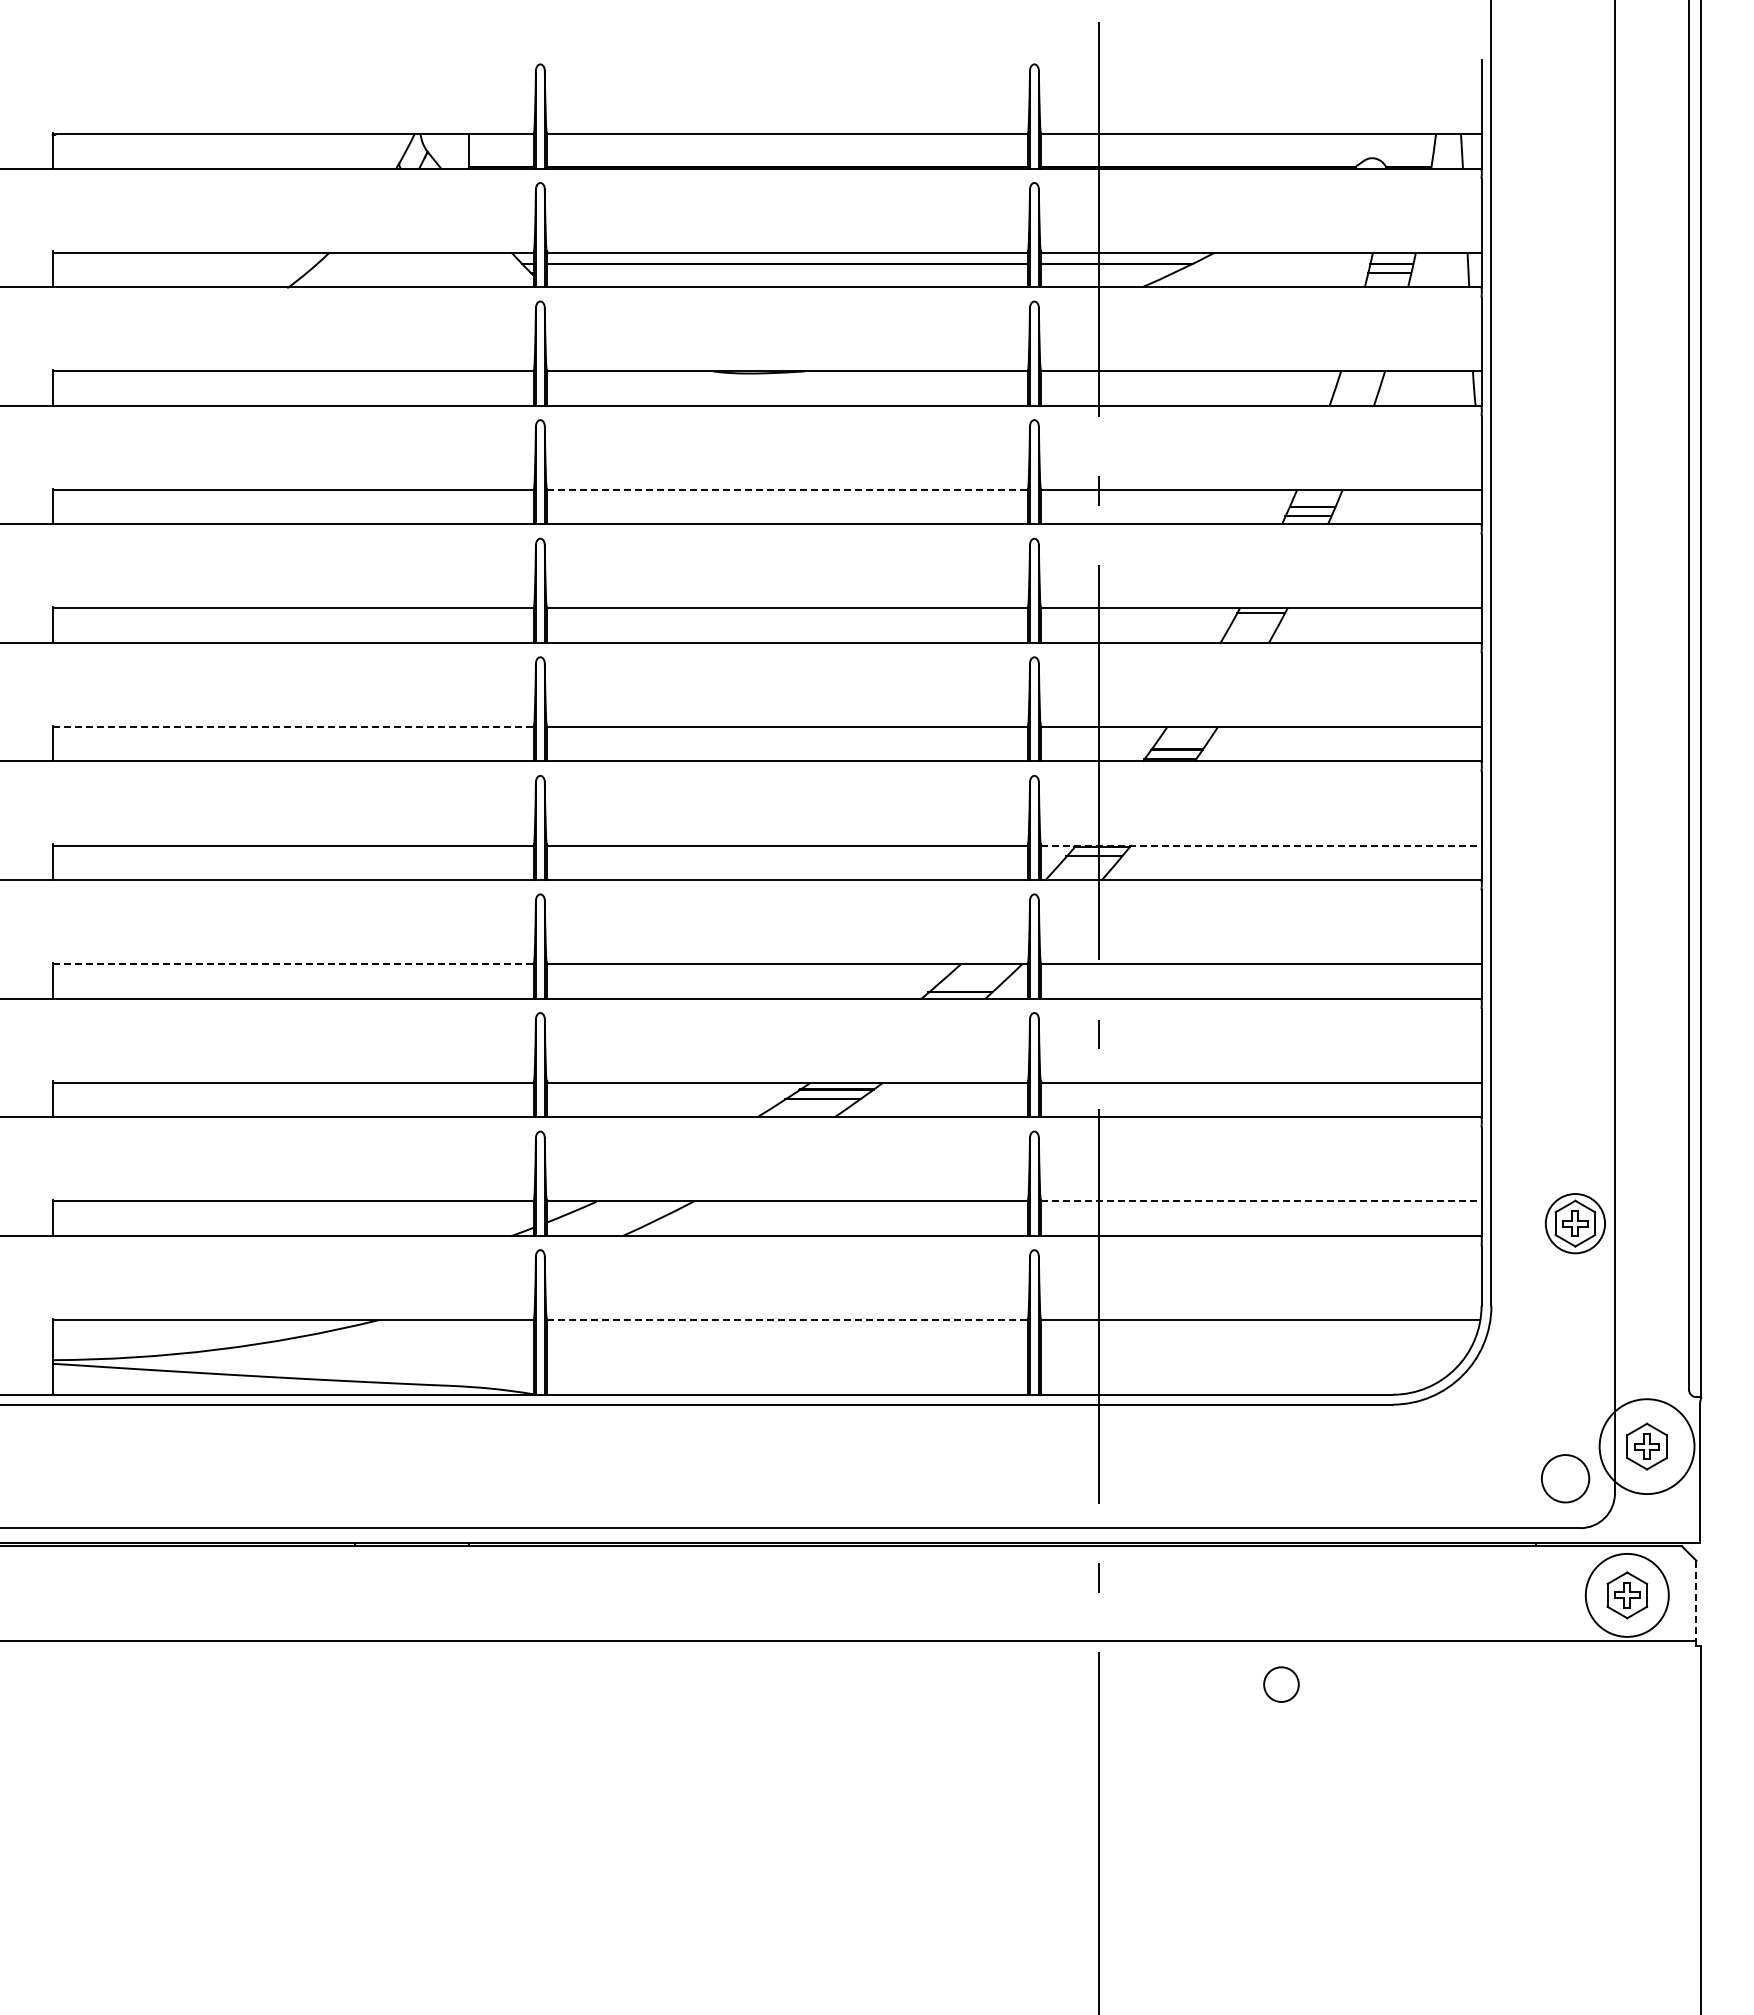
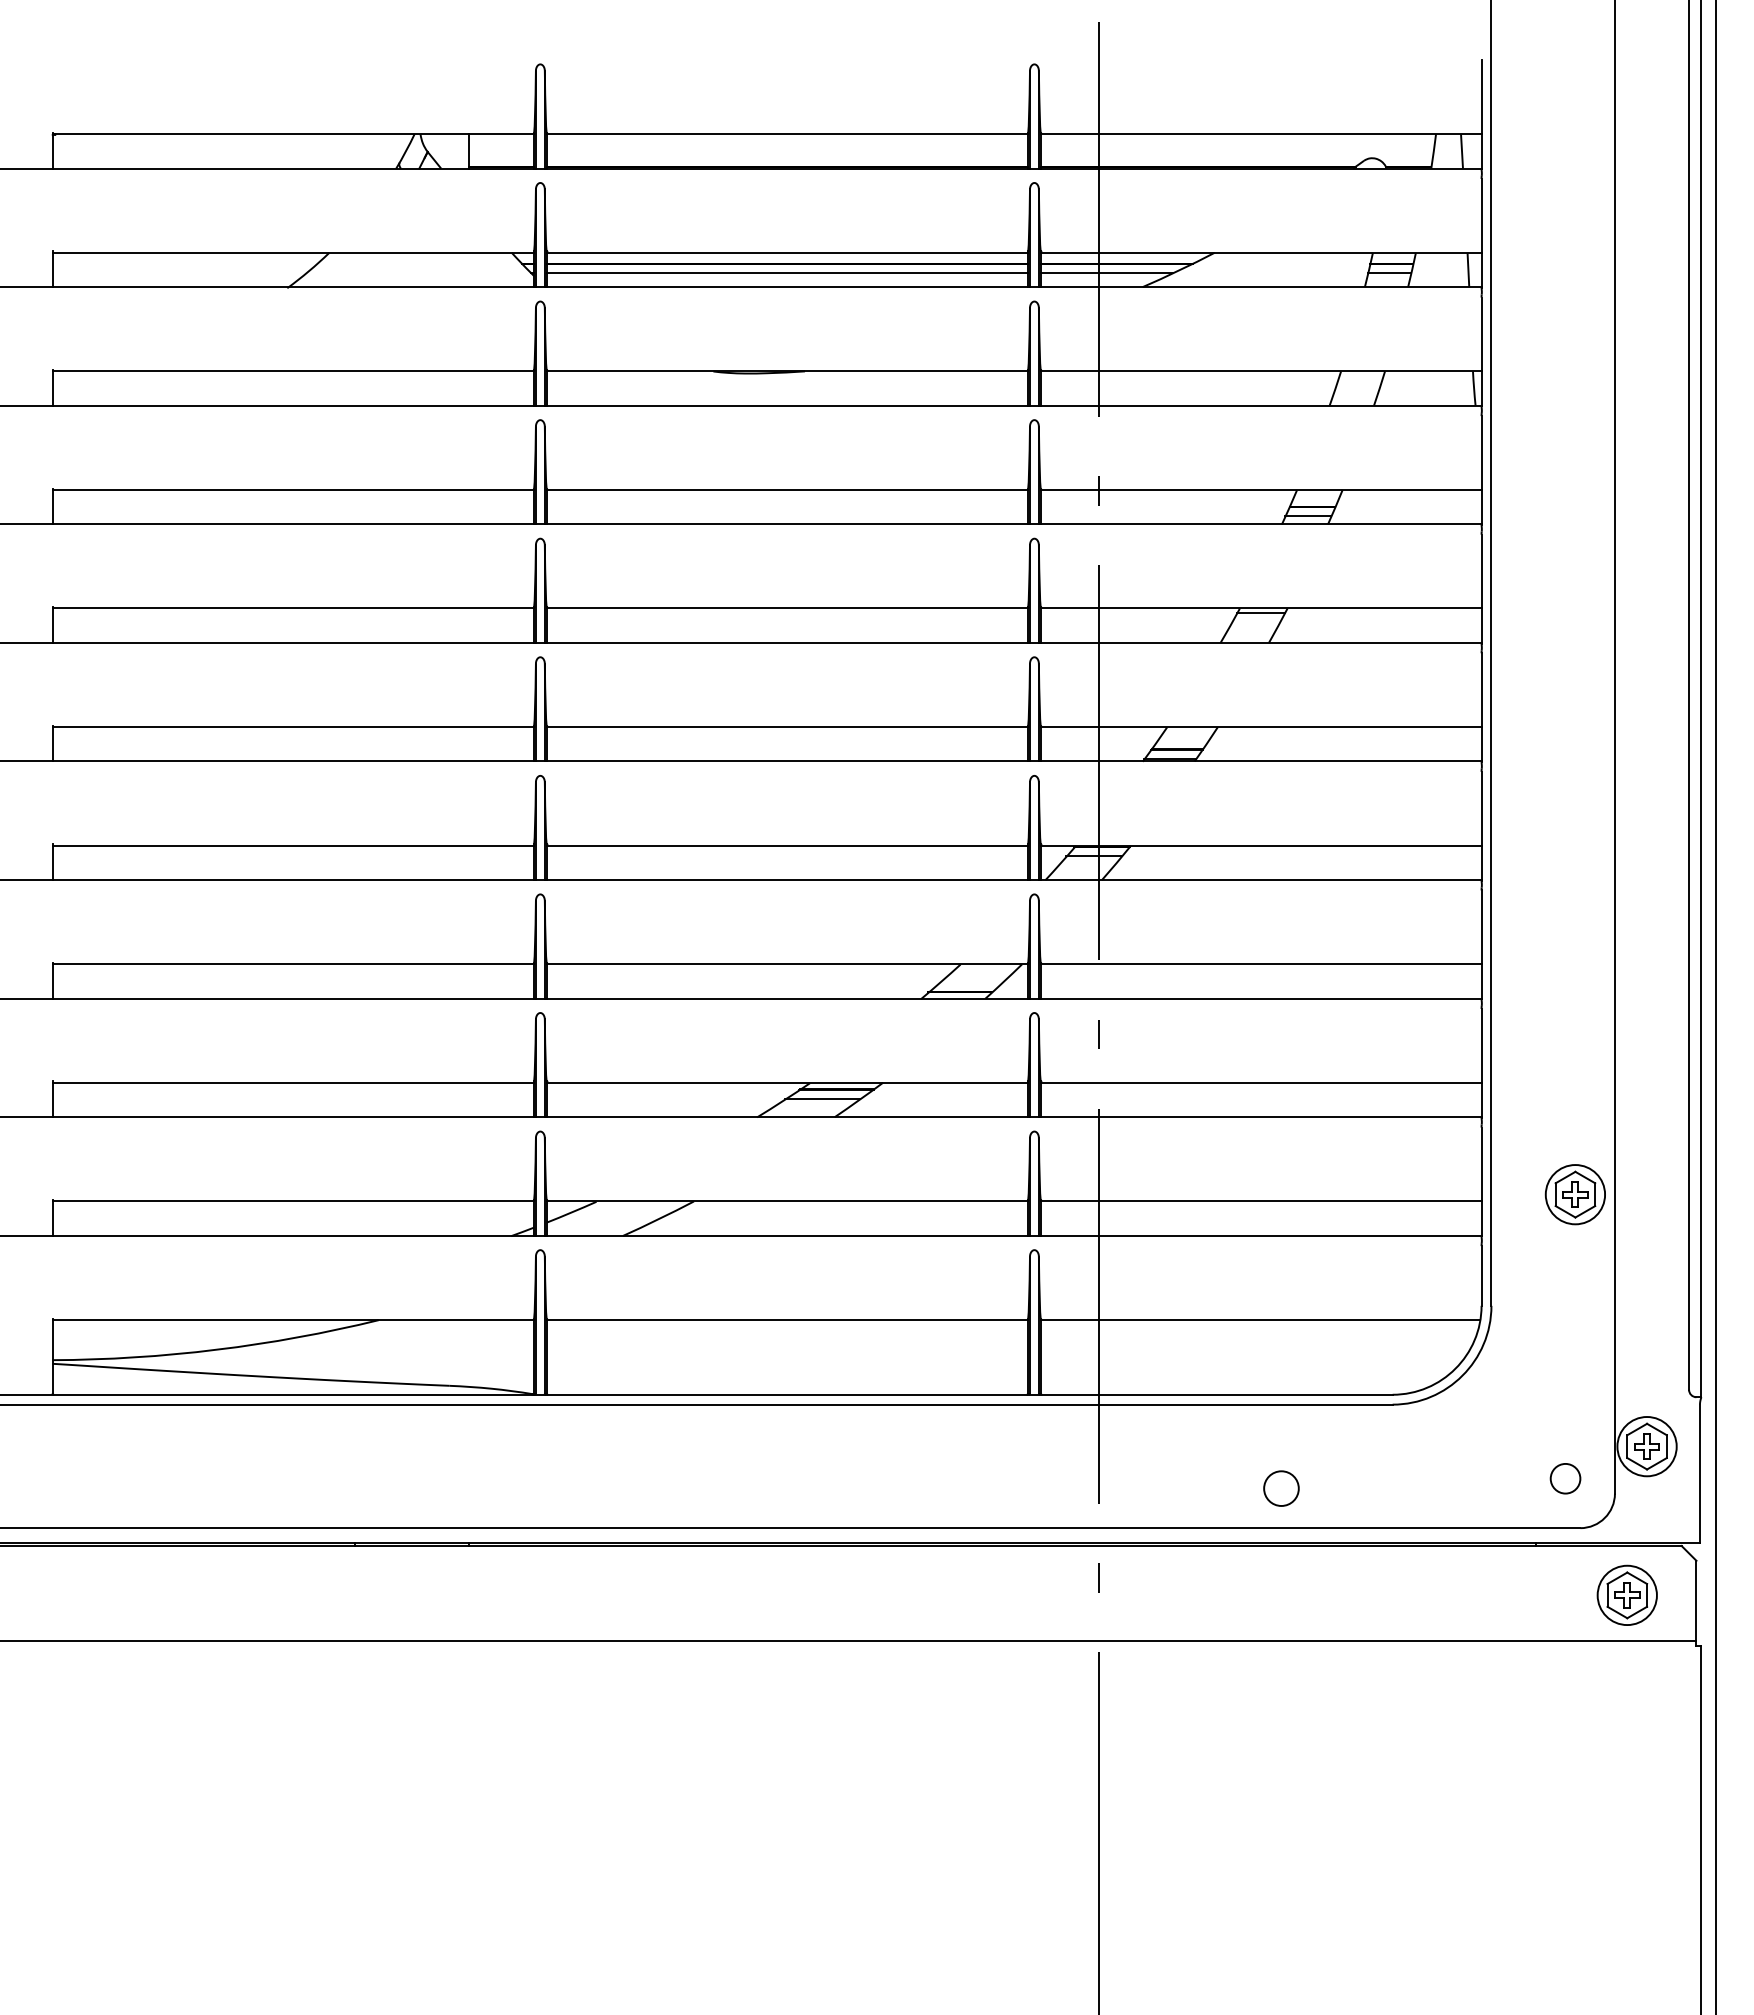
line: none -> present (787, 273)
line: none -> present (1106, 273)
line: dashed -> solid (787, 489)
line: dashed -> solid (293, 727)
line: dashed -> solid (1261, 845)
line: dashed -> solid (293, 964)
line: none -> present (1716, 1006)
line: dashed -> solid (1261, 1201)
part position: (1574, 1223) -> (1574, 1194) (1574, 1194)
line: dashed -> solid (787, 1319)
circle diameter: 95 px -> 59 px (1646, 1446)
circle diameter: 47 px -> 30 px (1565, 1478)
circle diameter: 83 px -> 59 px (1626, 1595)
line: dashed -> solid (1696, 1603)
circle position: (1281, 1684) -> (1281, 1488) (1281, 1488)
